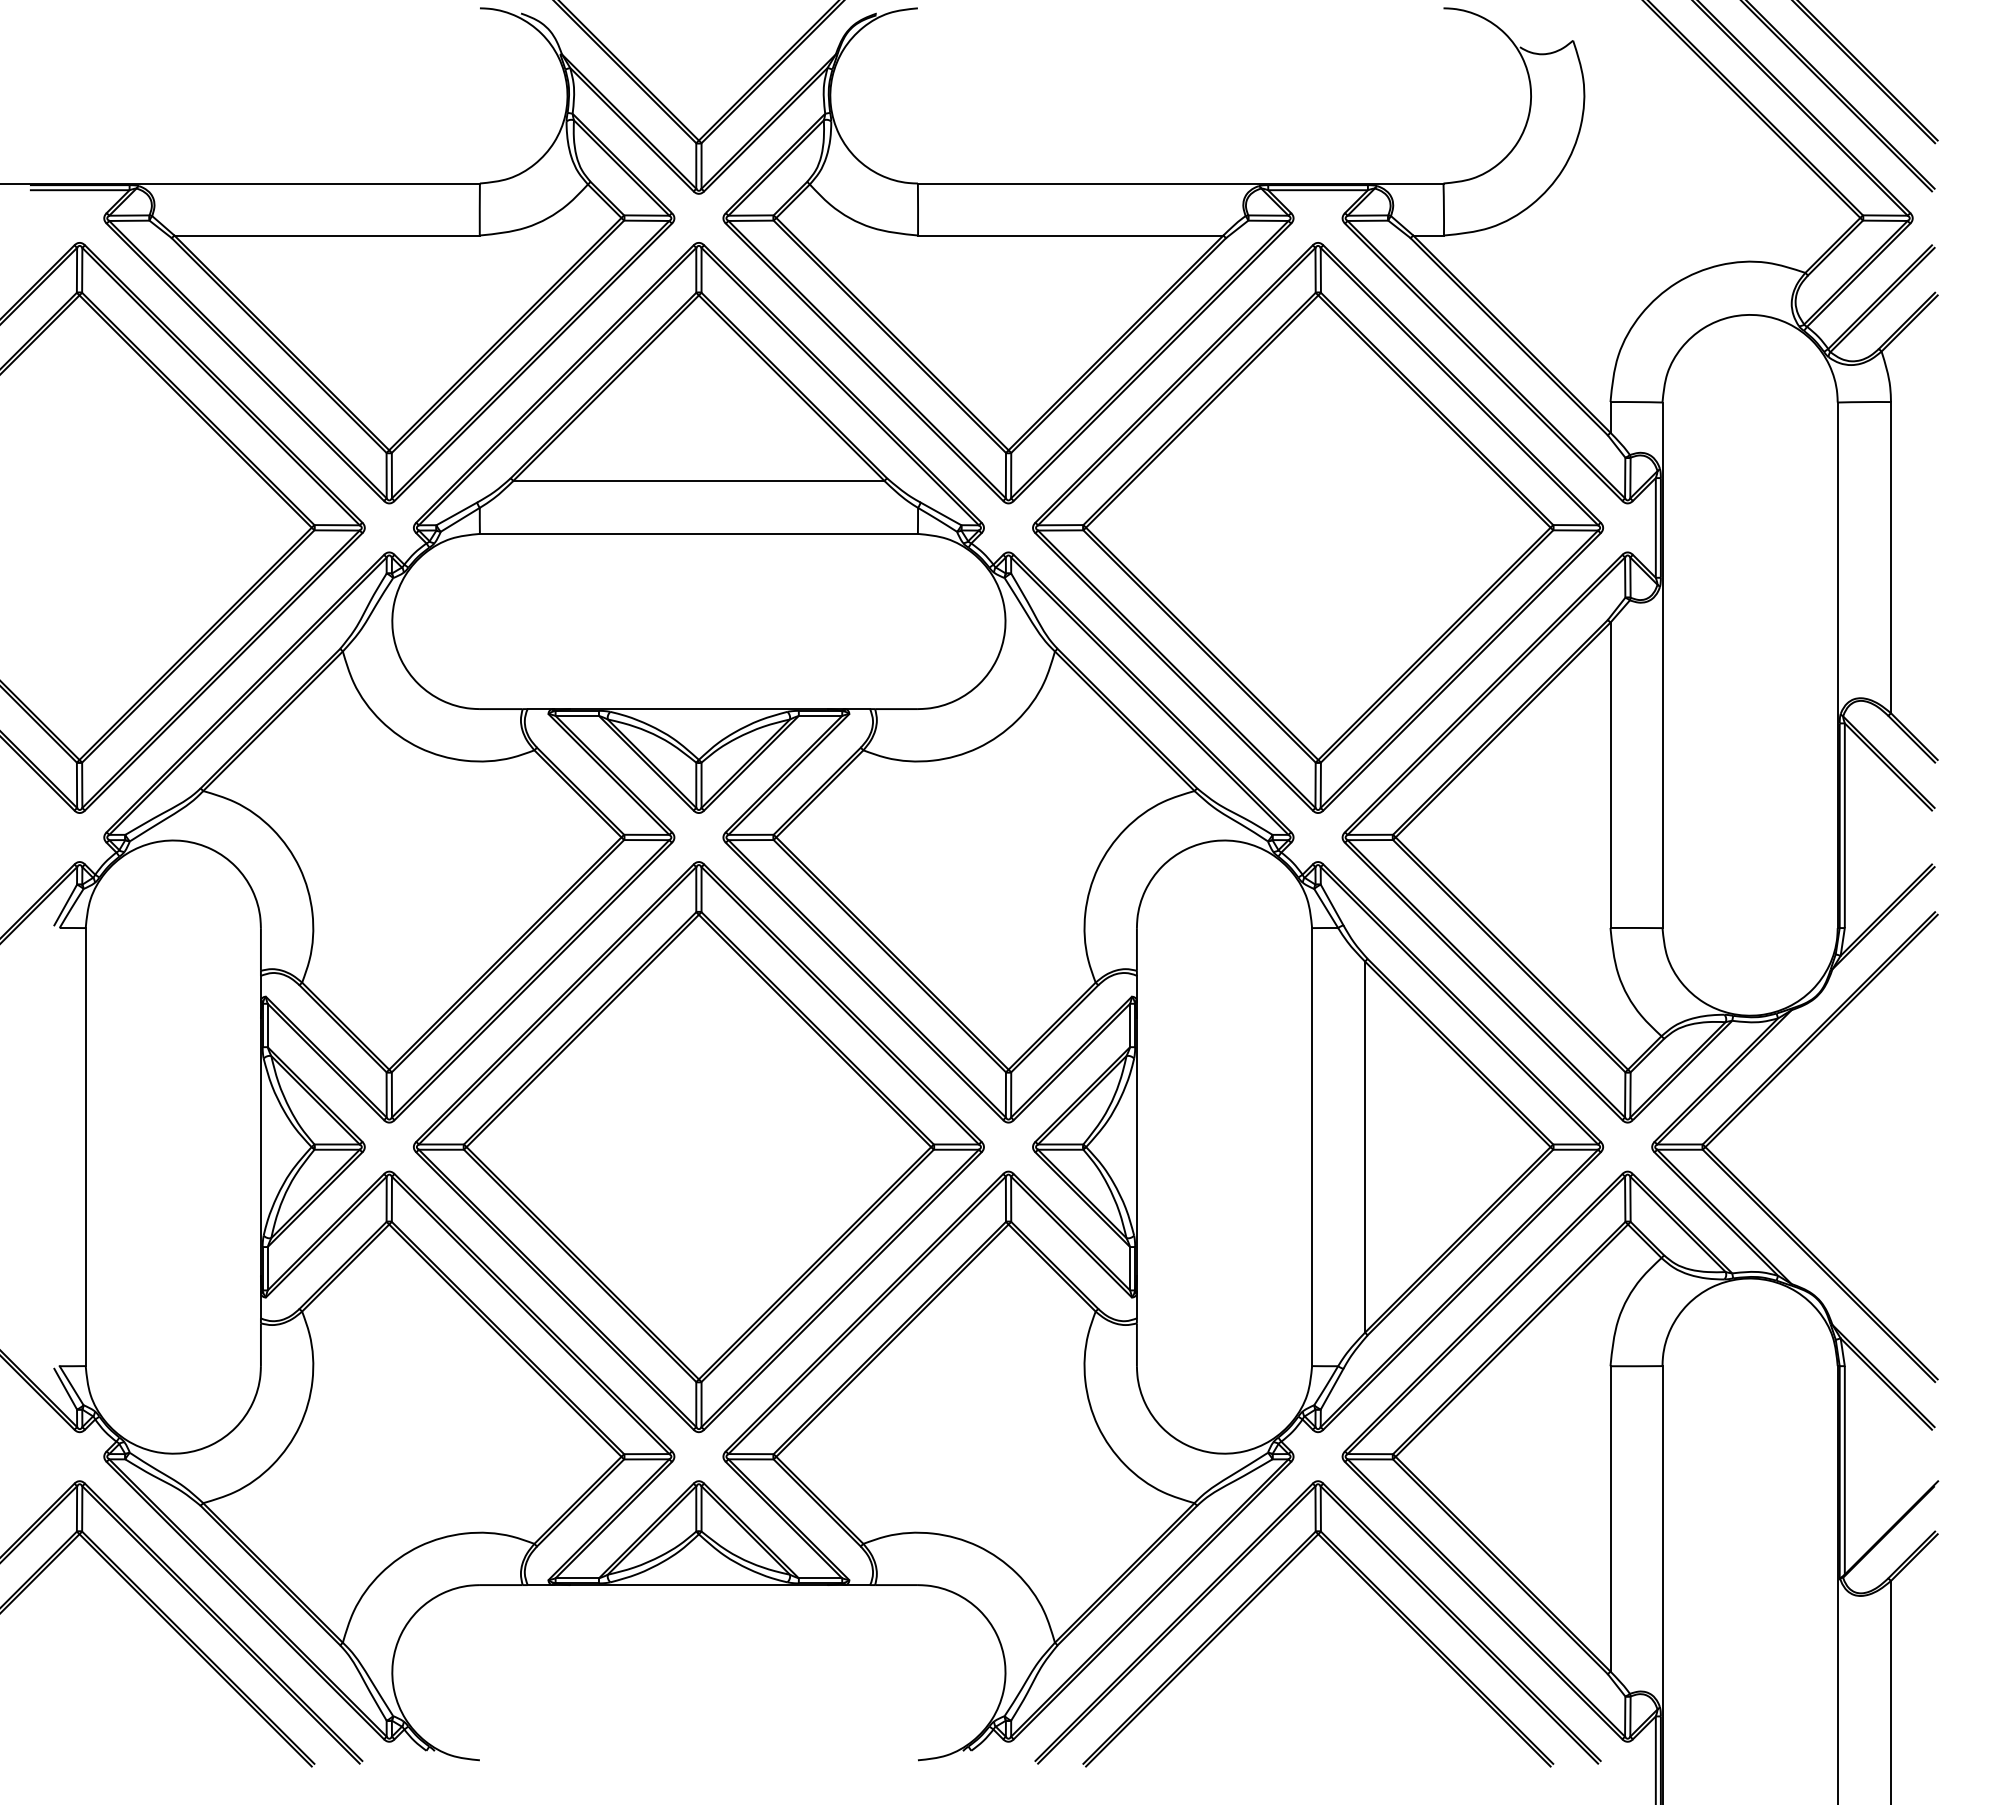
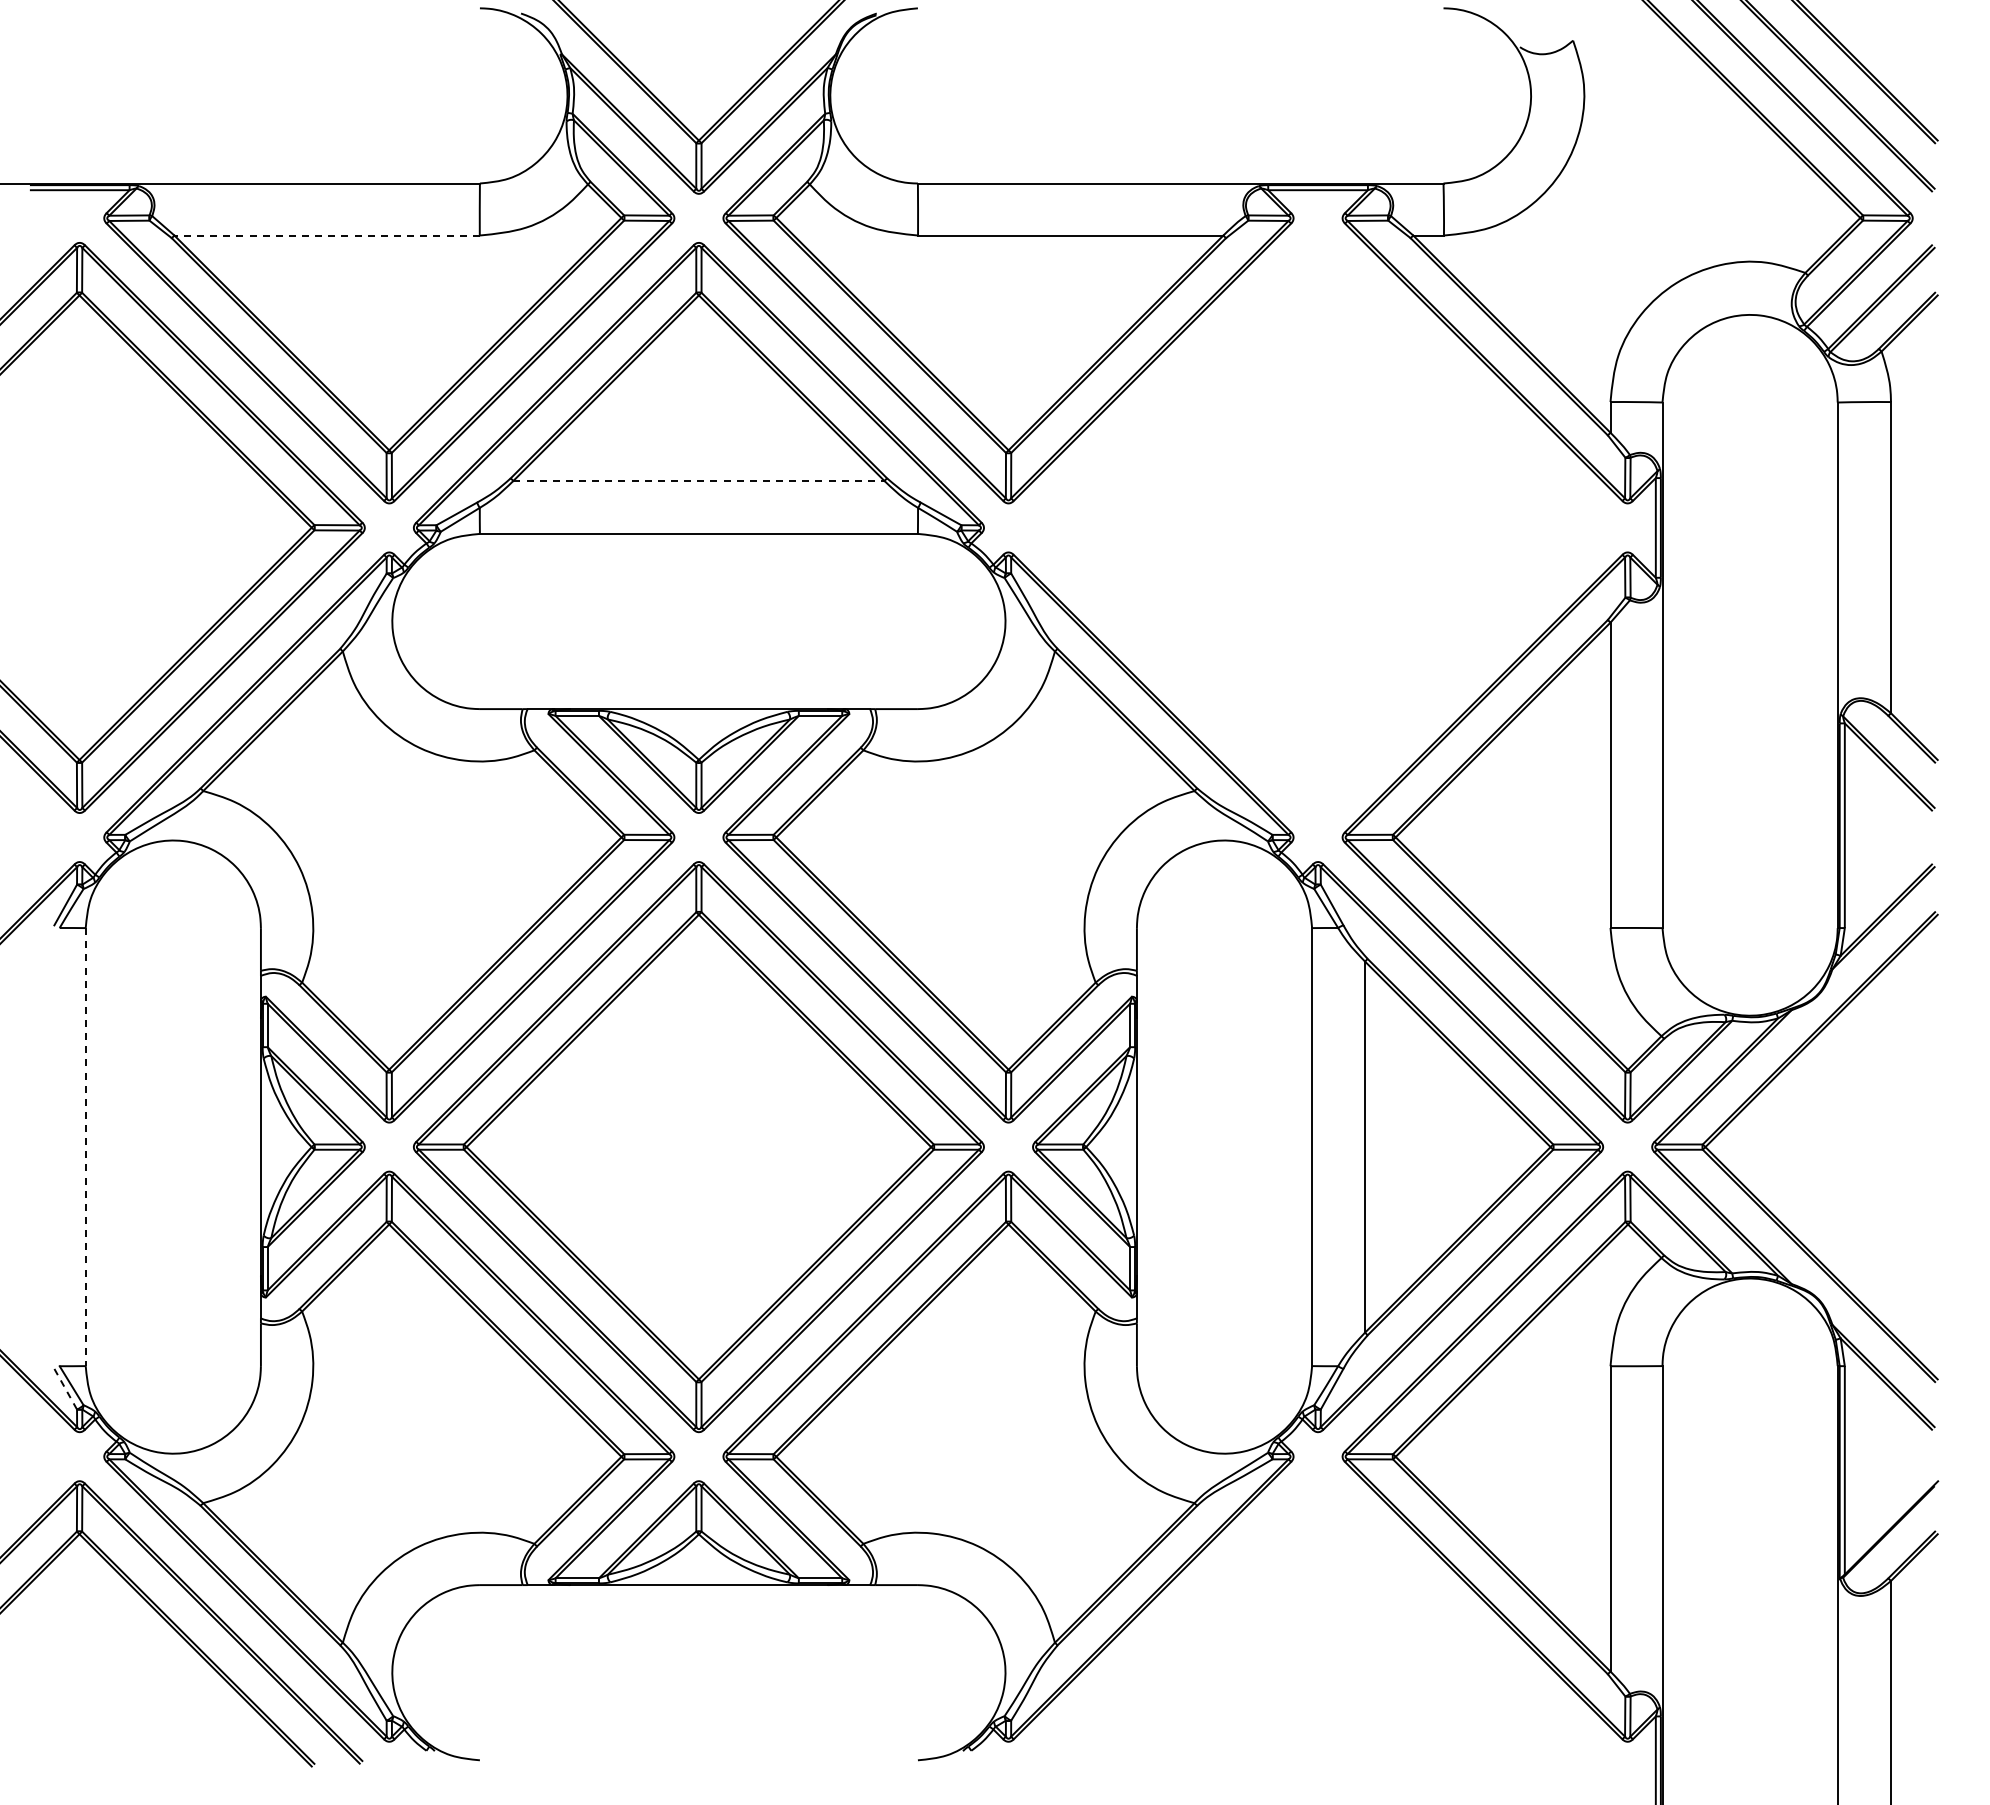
line: solid -> dashed (327, 235)
line: solid -> dashed (698, 480)
part: present -> none (1317, 527)
line: solid -> dashed (85, 1147)
line: solid -> dashed (65, 1388)
part: present -> none (1274, 1579)
